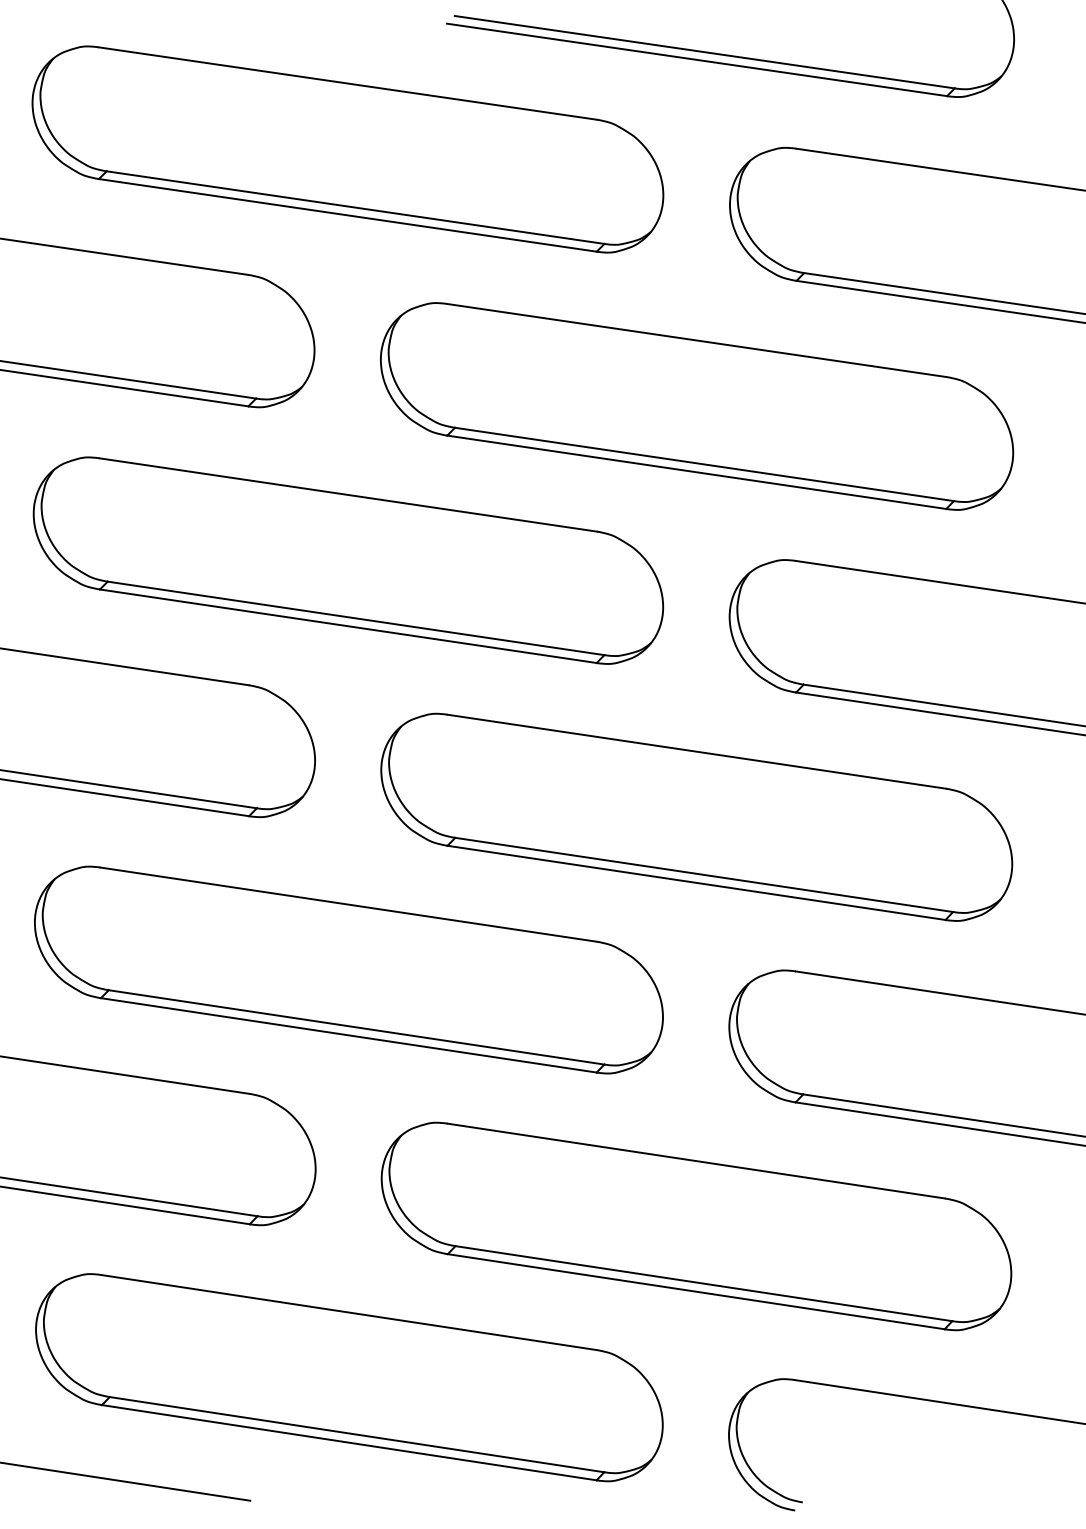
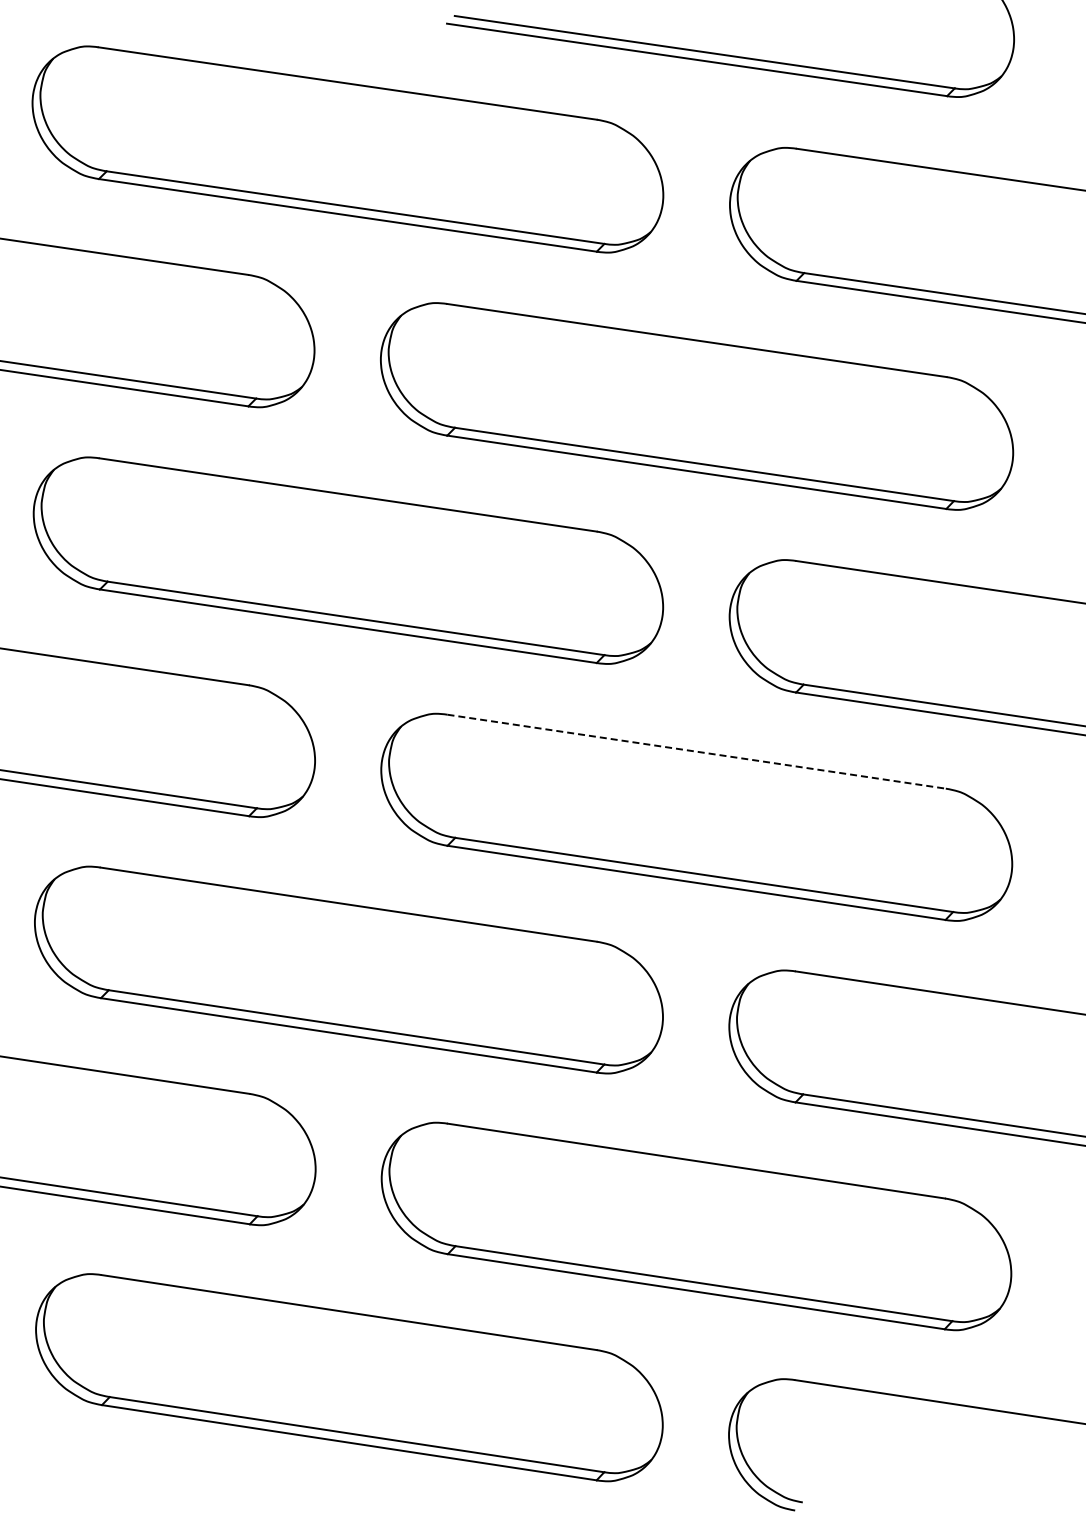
line: solid -> dashed (696, 751)
line: present -> none (126, 1481)
